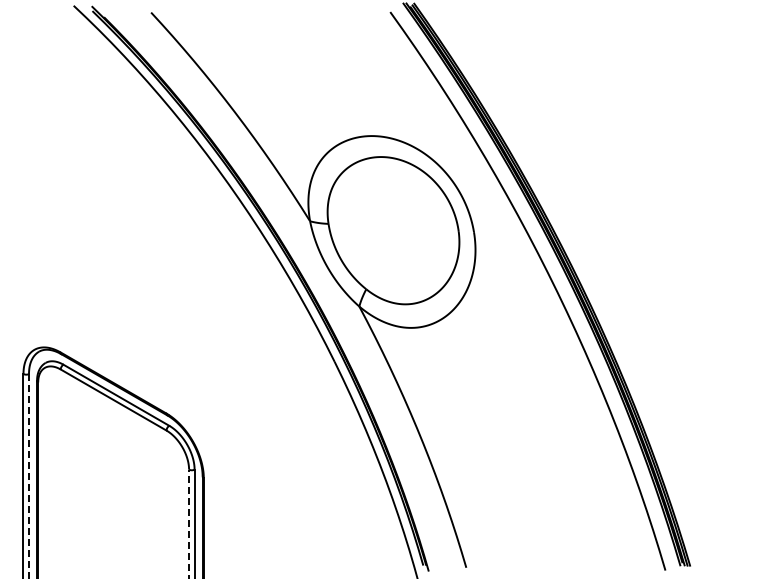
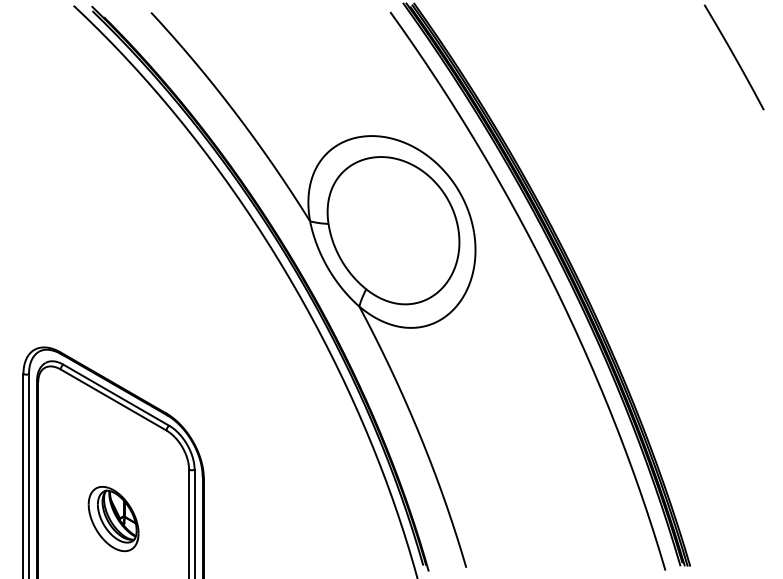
line: none -> present (733, 56)
line: dashed -> solid (29, 476)
part: none -> present (113, 519)
line: dashed -> solid (189, 523)
